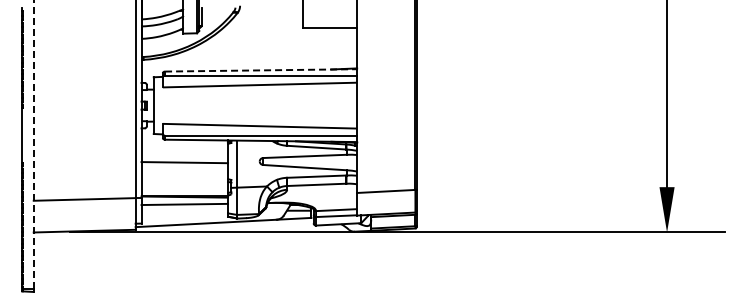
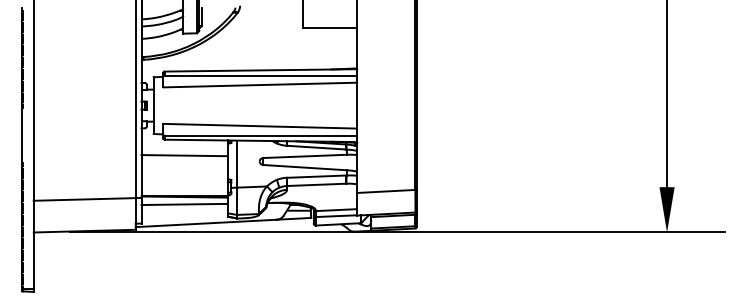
line: dashed -> solid (261, 70)
line: dashed -> solid (33, 144)
line position: (184, 162) -> (184, 155) (184, 155)
